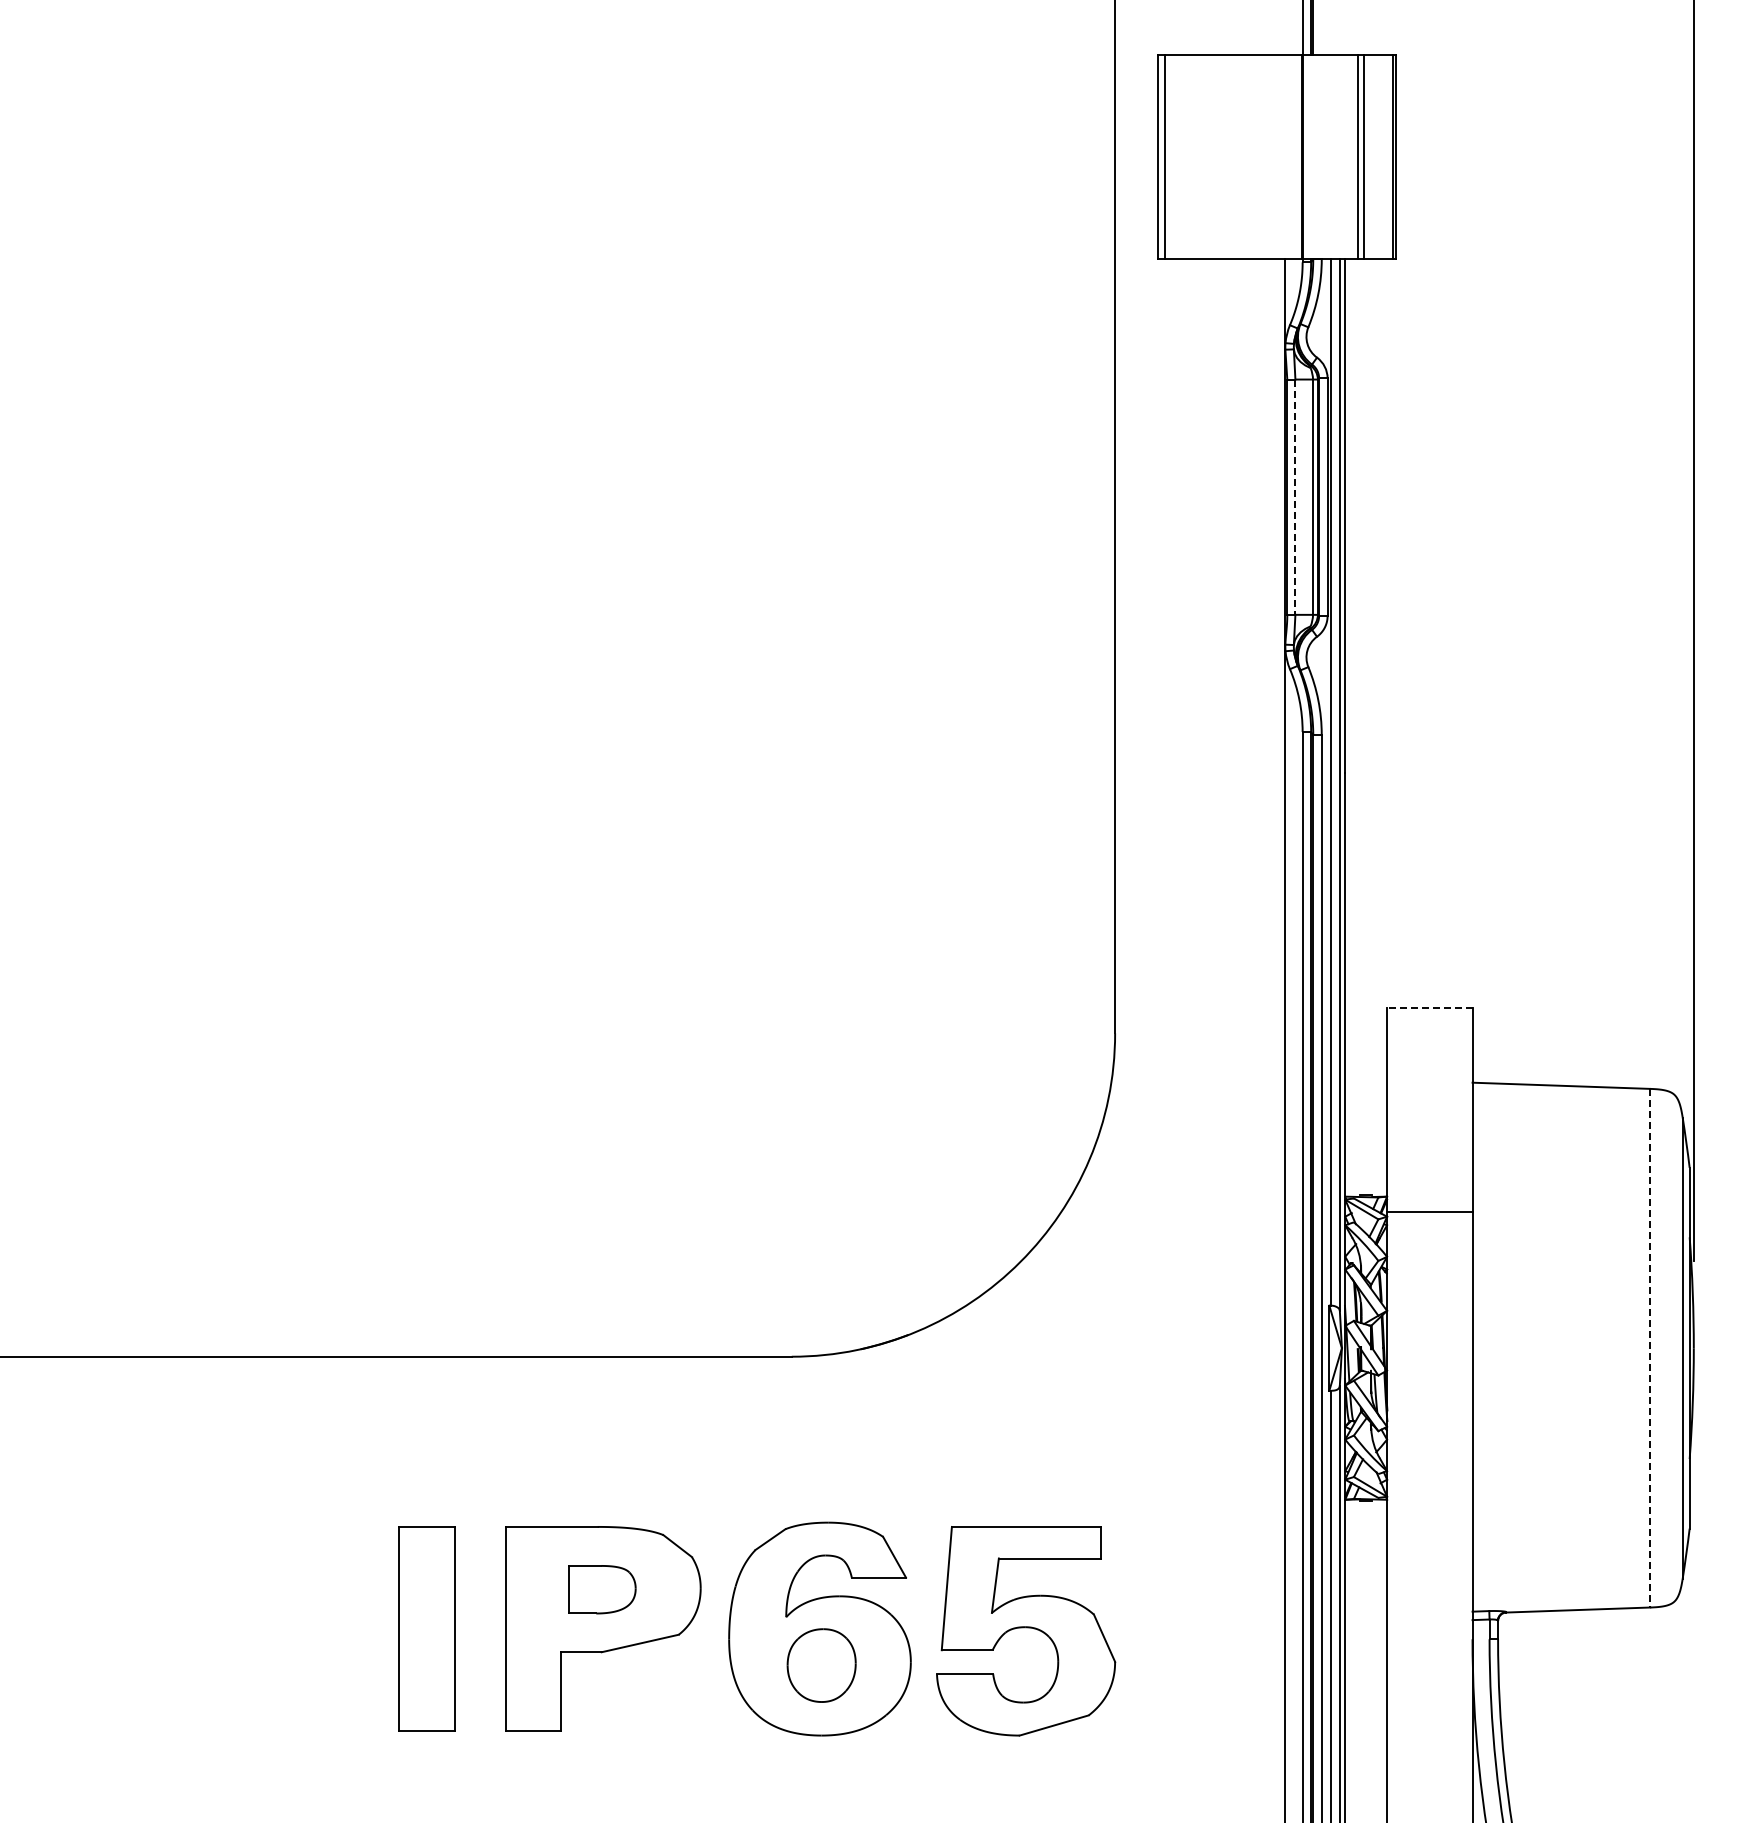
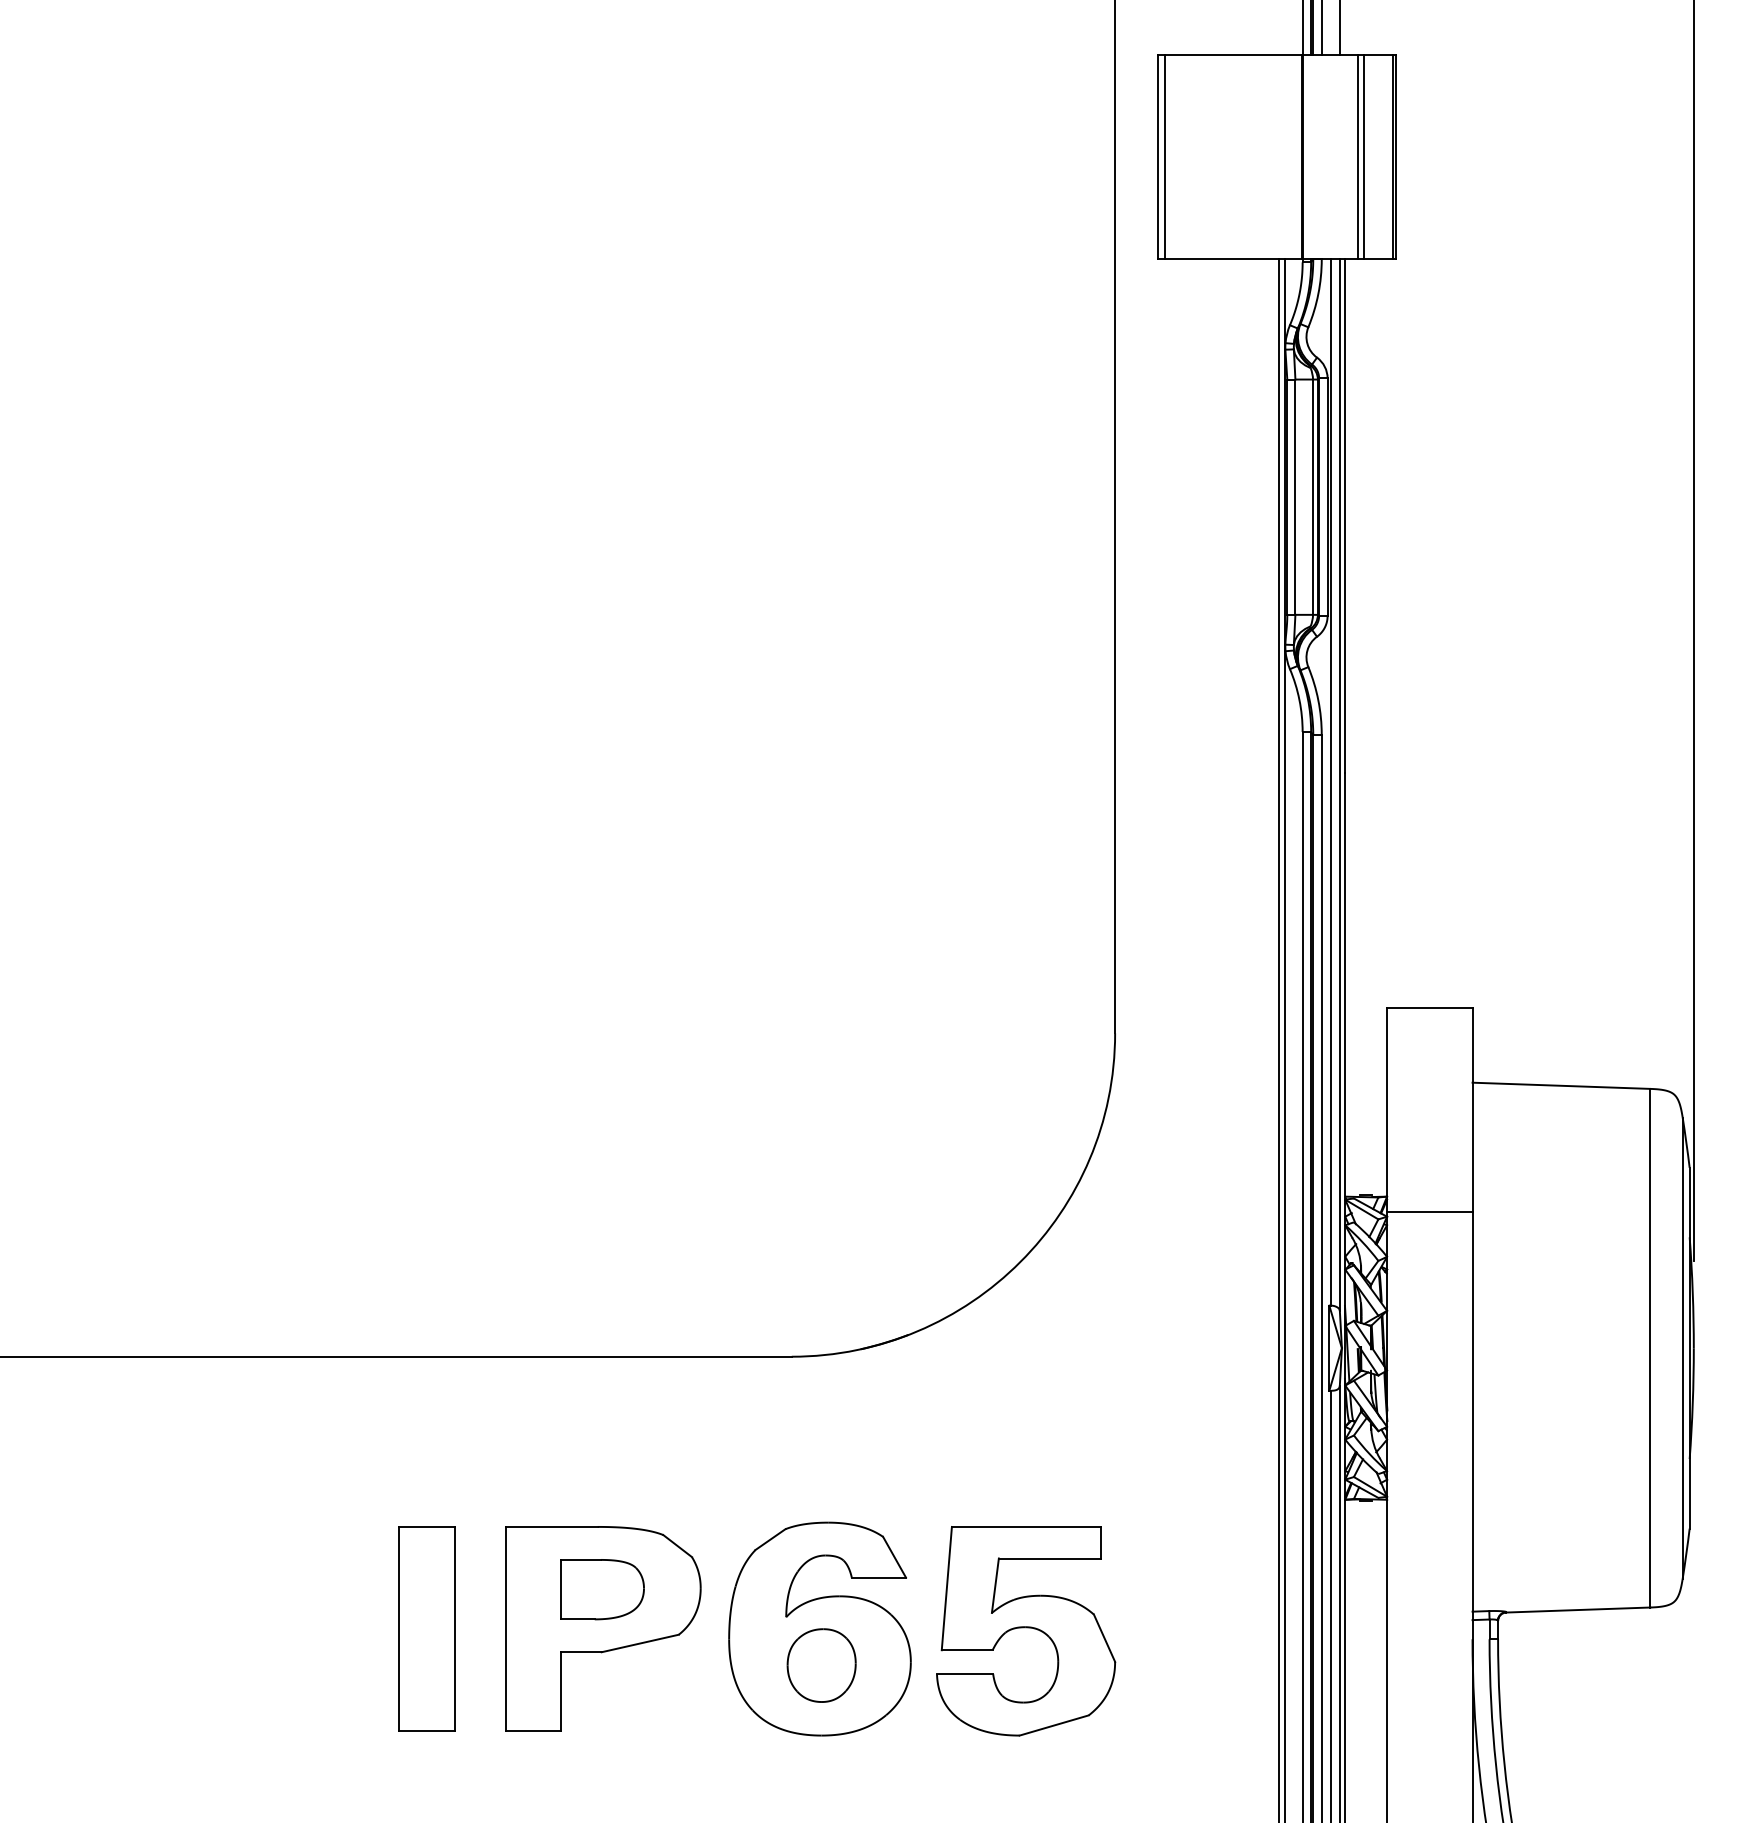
line: none -> present (1321, 28)
line: none -> present (1339, 28)
line: dashed -> solid (1295, 497)
line: dashed -> solid (1430, 1007)
line: none -> present (1278, 1038)
line: dashed -> solid (1650, 1348)
part size: 69x50 px -> 85x62 px (602, 1589)
